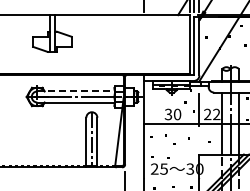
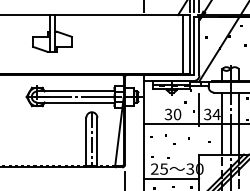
line: none -> present (182, 44)
line: dashed -> solid (75, 91)
text: 22 -> 34 (212, 114)
line: none -> present (171, 178)
